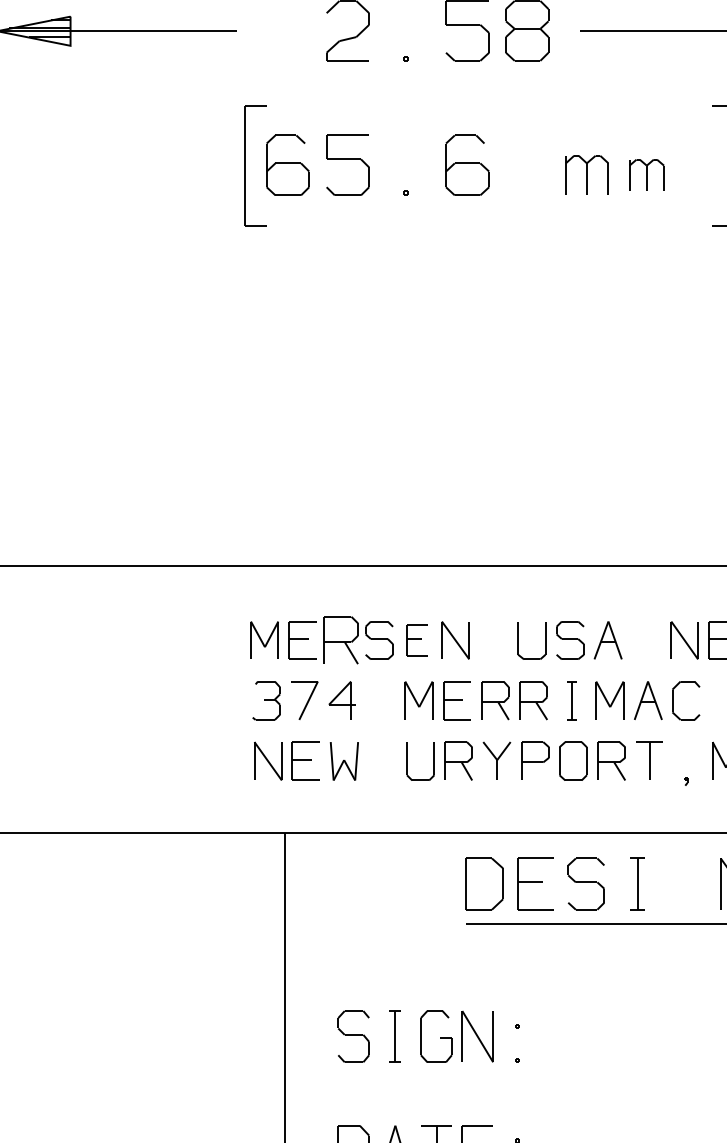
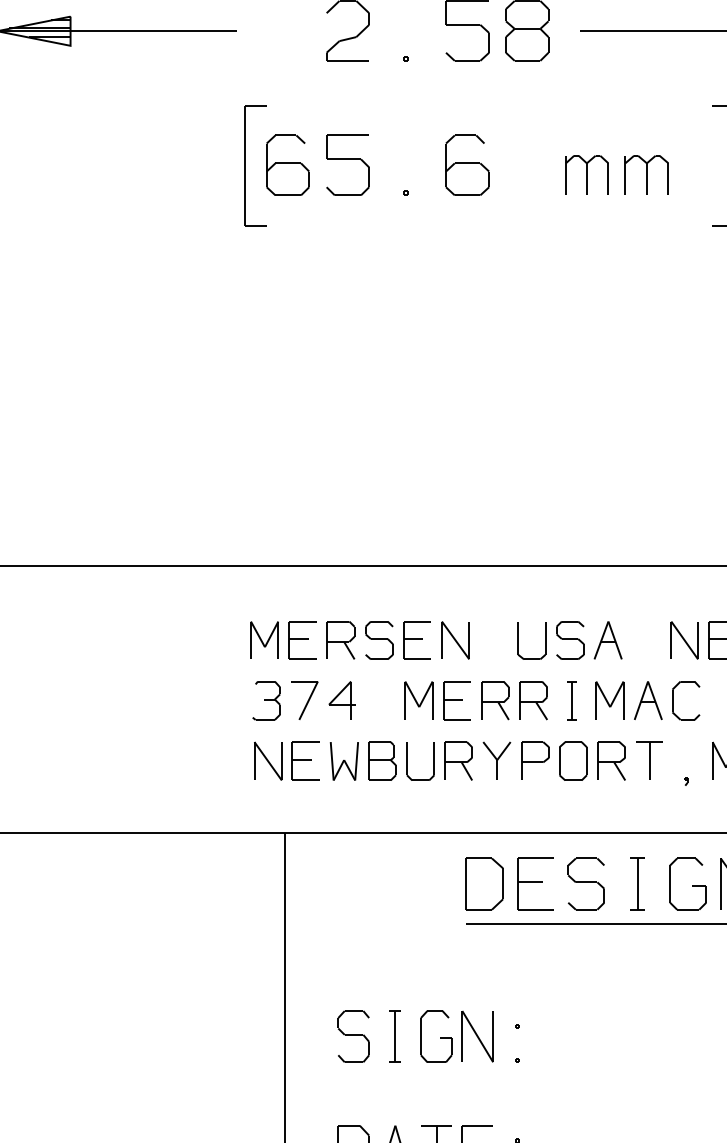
part size: 36x32 px -> 45x40 px (646, 174)
part size: 36x49 px -> 30x39 px (340, 640)
part size: 22x33 px -> 28x39 px (416, 640)
part: none -> present (382, 760)
part: none -> present (687, 883)
